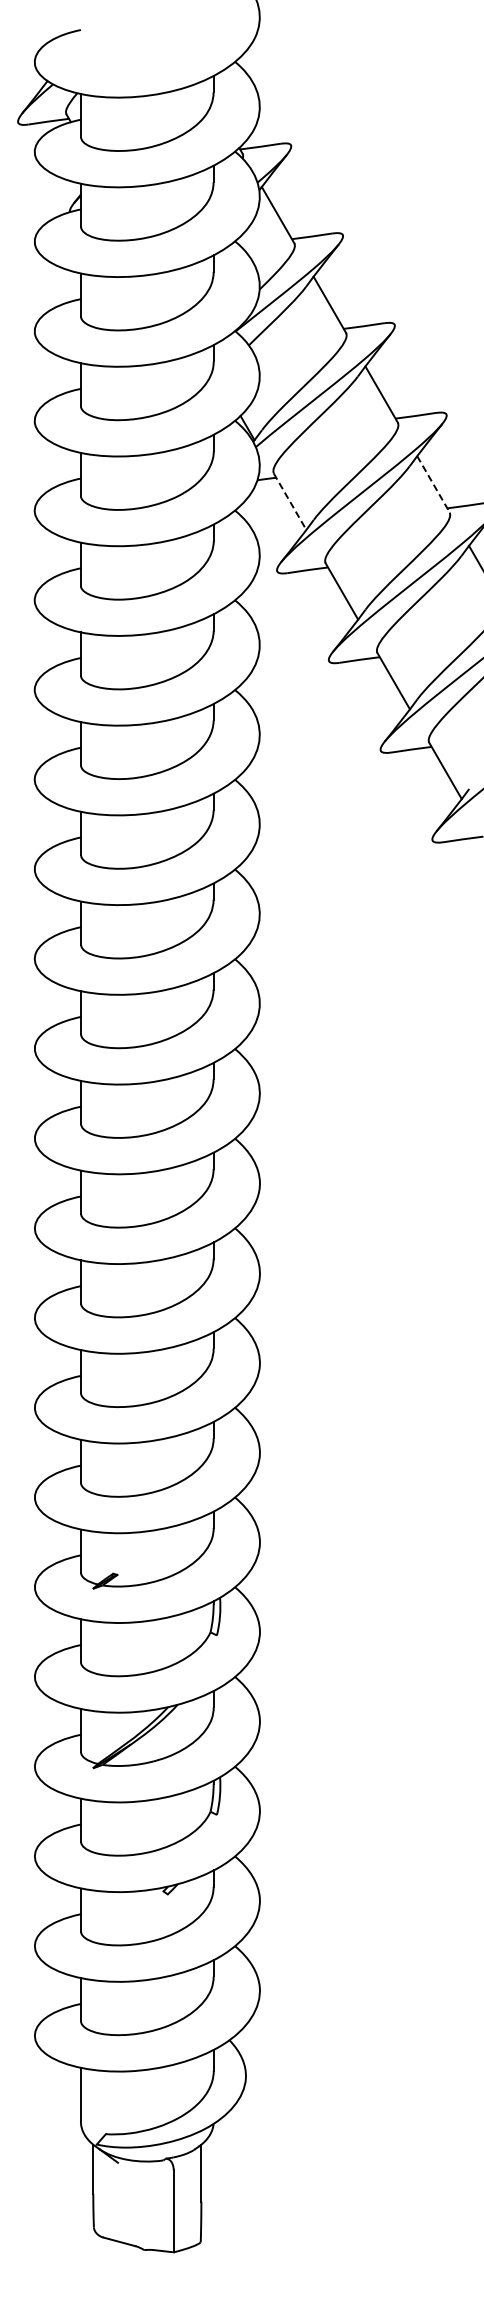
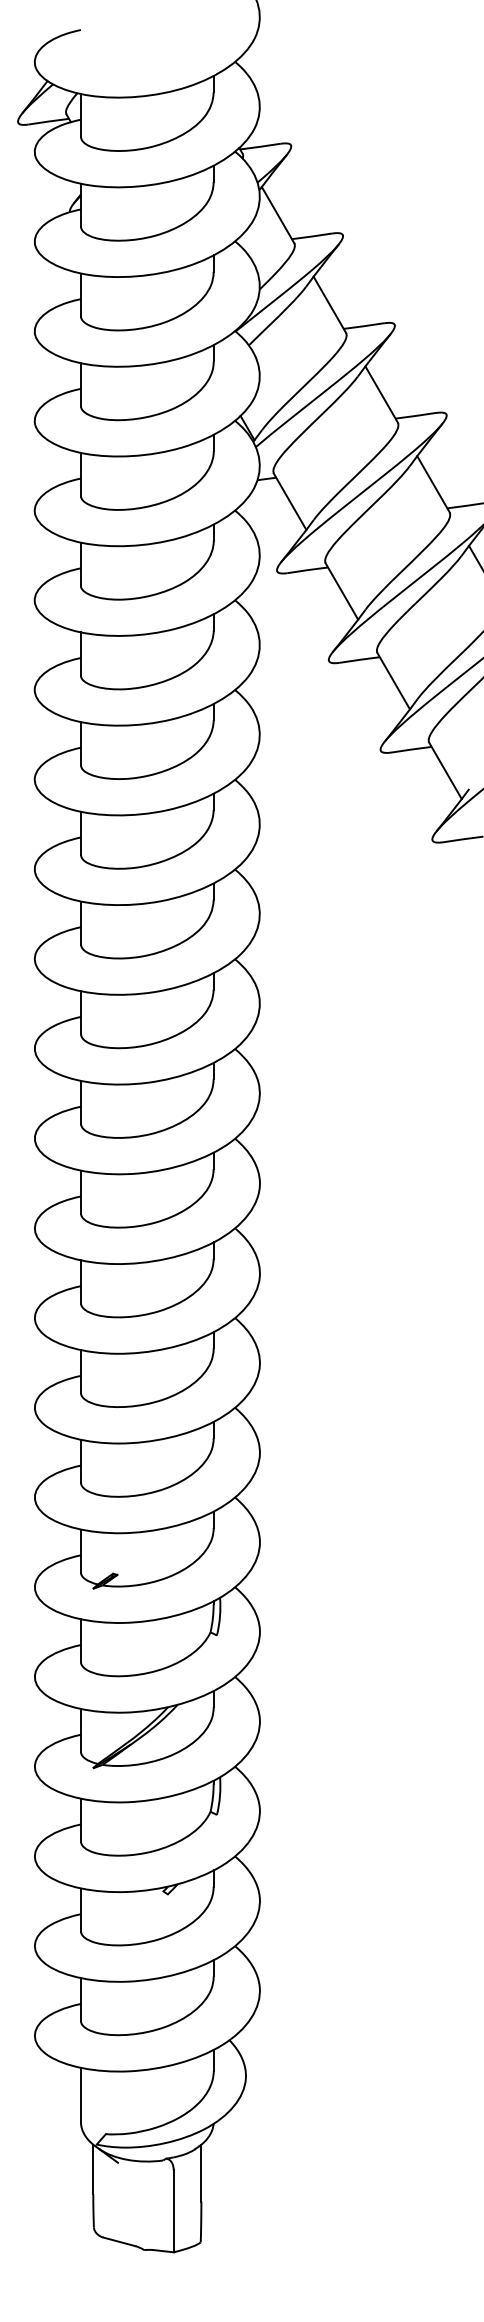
line: dashed -> solid (433, 484)
line: dashed -> solid (290, 501)
